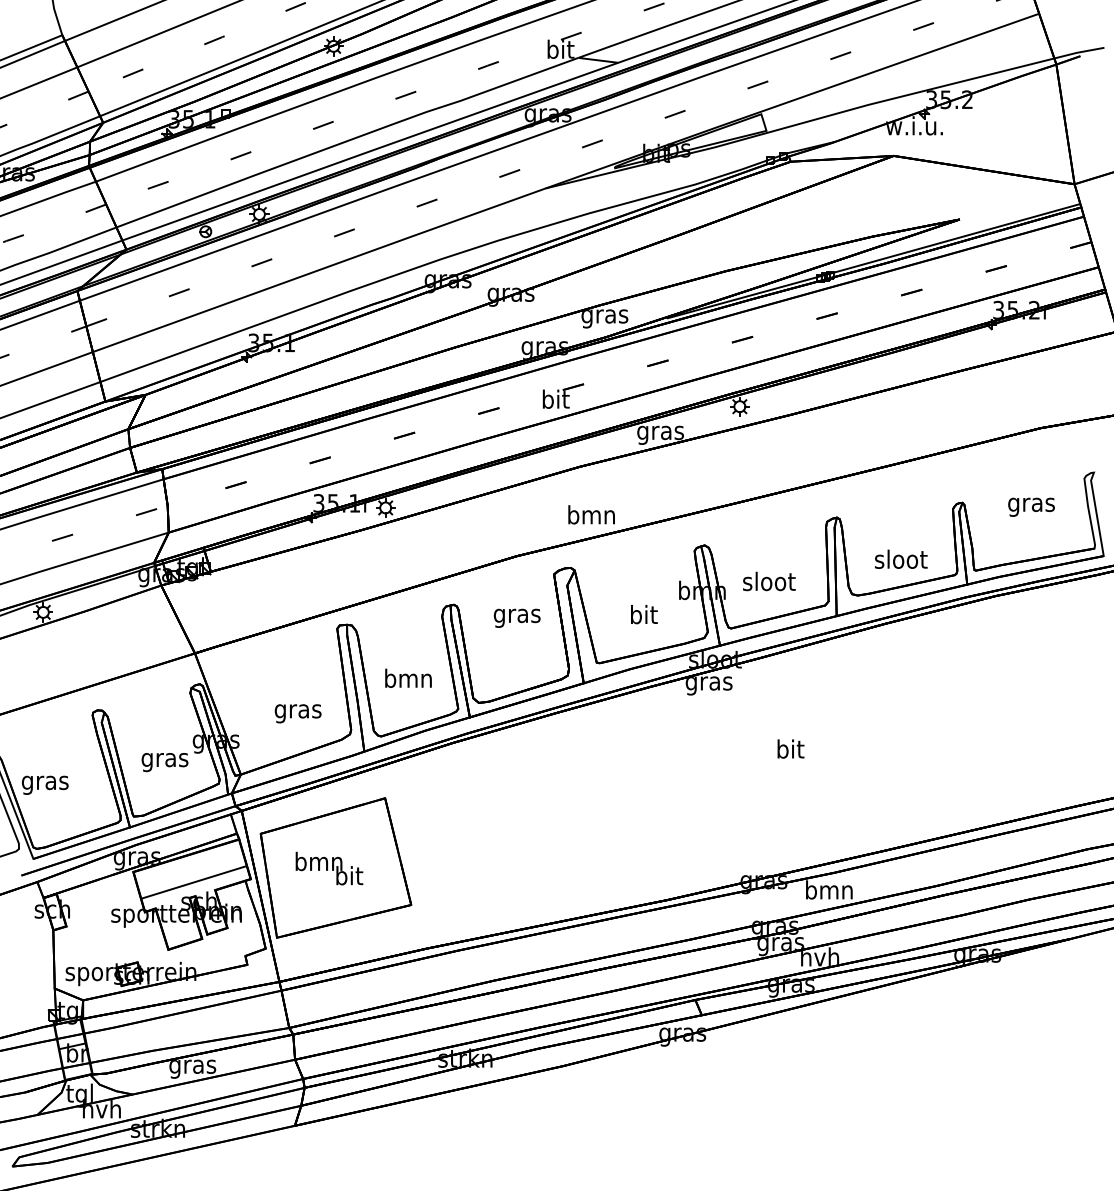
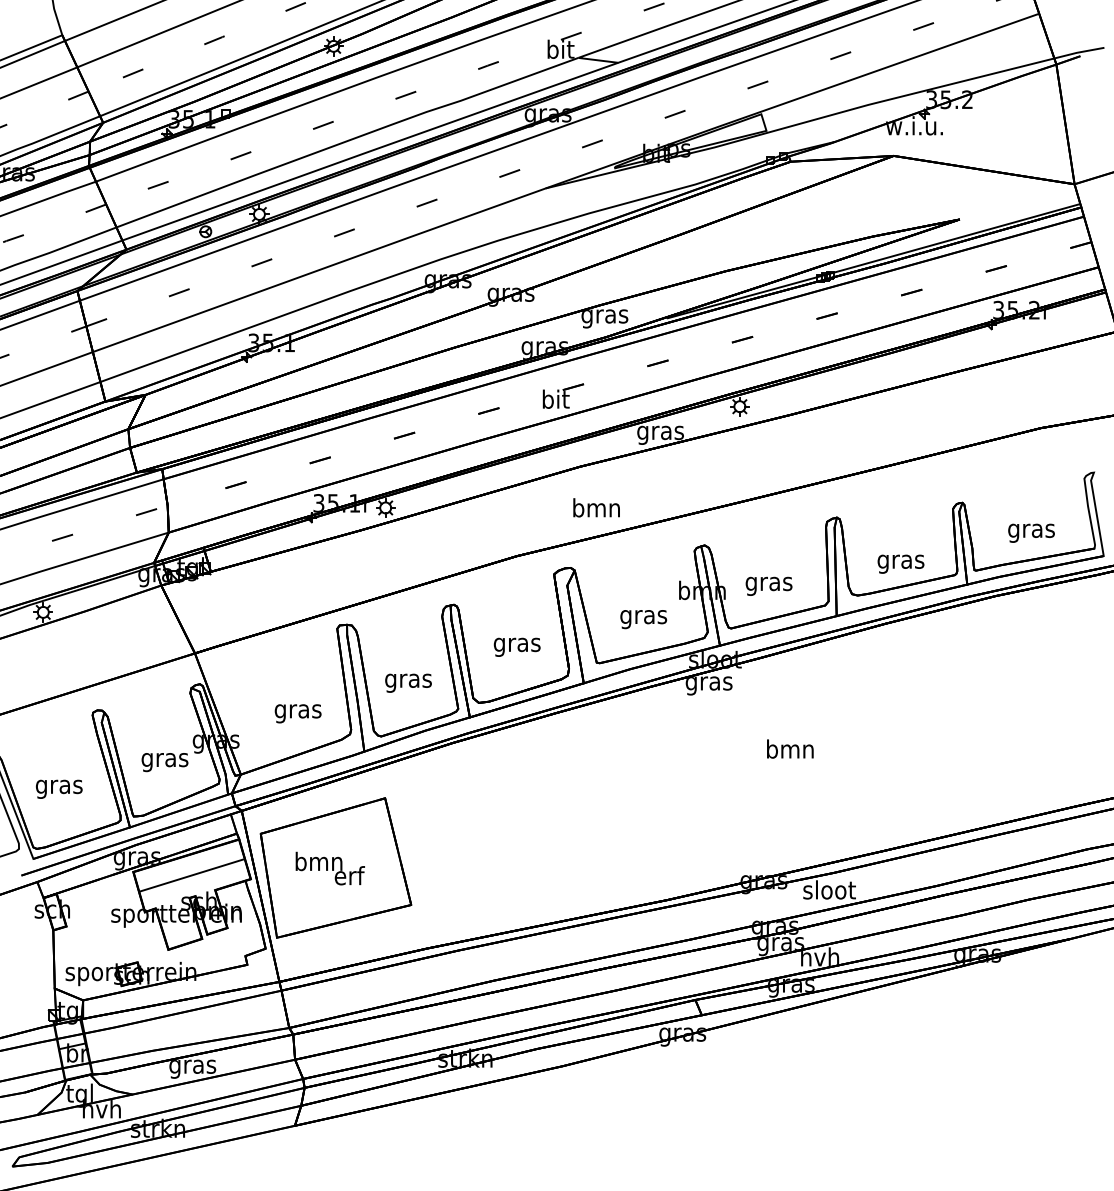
text position: (1031, 506) -> (1031, 532) (1031, 532)
text position: (591, 514) -> (596, 507) (596, 507)
text: sloot -> gras (901, 561)
text: sloot -> gras (769, 583)
text position: (516, 617) -> (516, 646) (516, 646)
text: bit -> gras (643, 617)
text: bmn -> gras (408, 680)
text: bit -> bmn (790, 748)
text position: (45, 784) -> (59, 788) (59, 788)
text: bit -> erf (349, 875)
line position: (193, 882) -> (191, 875) (191, 875)
text: bmn -> sloot (829, 889)
